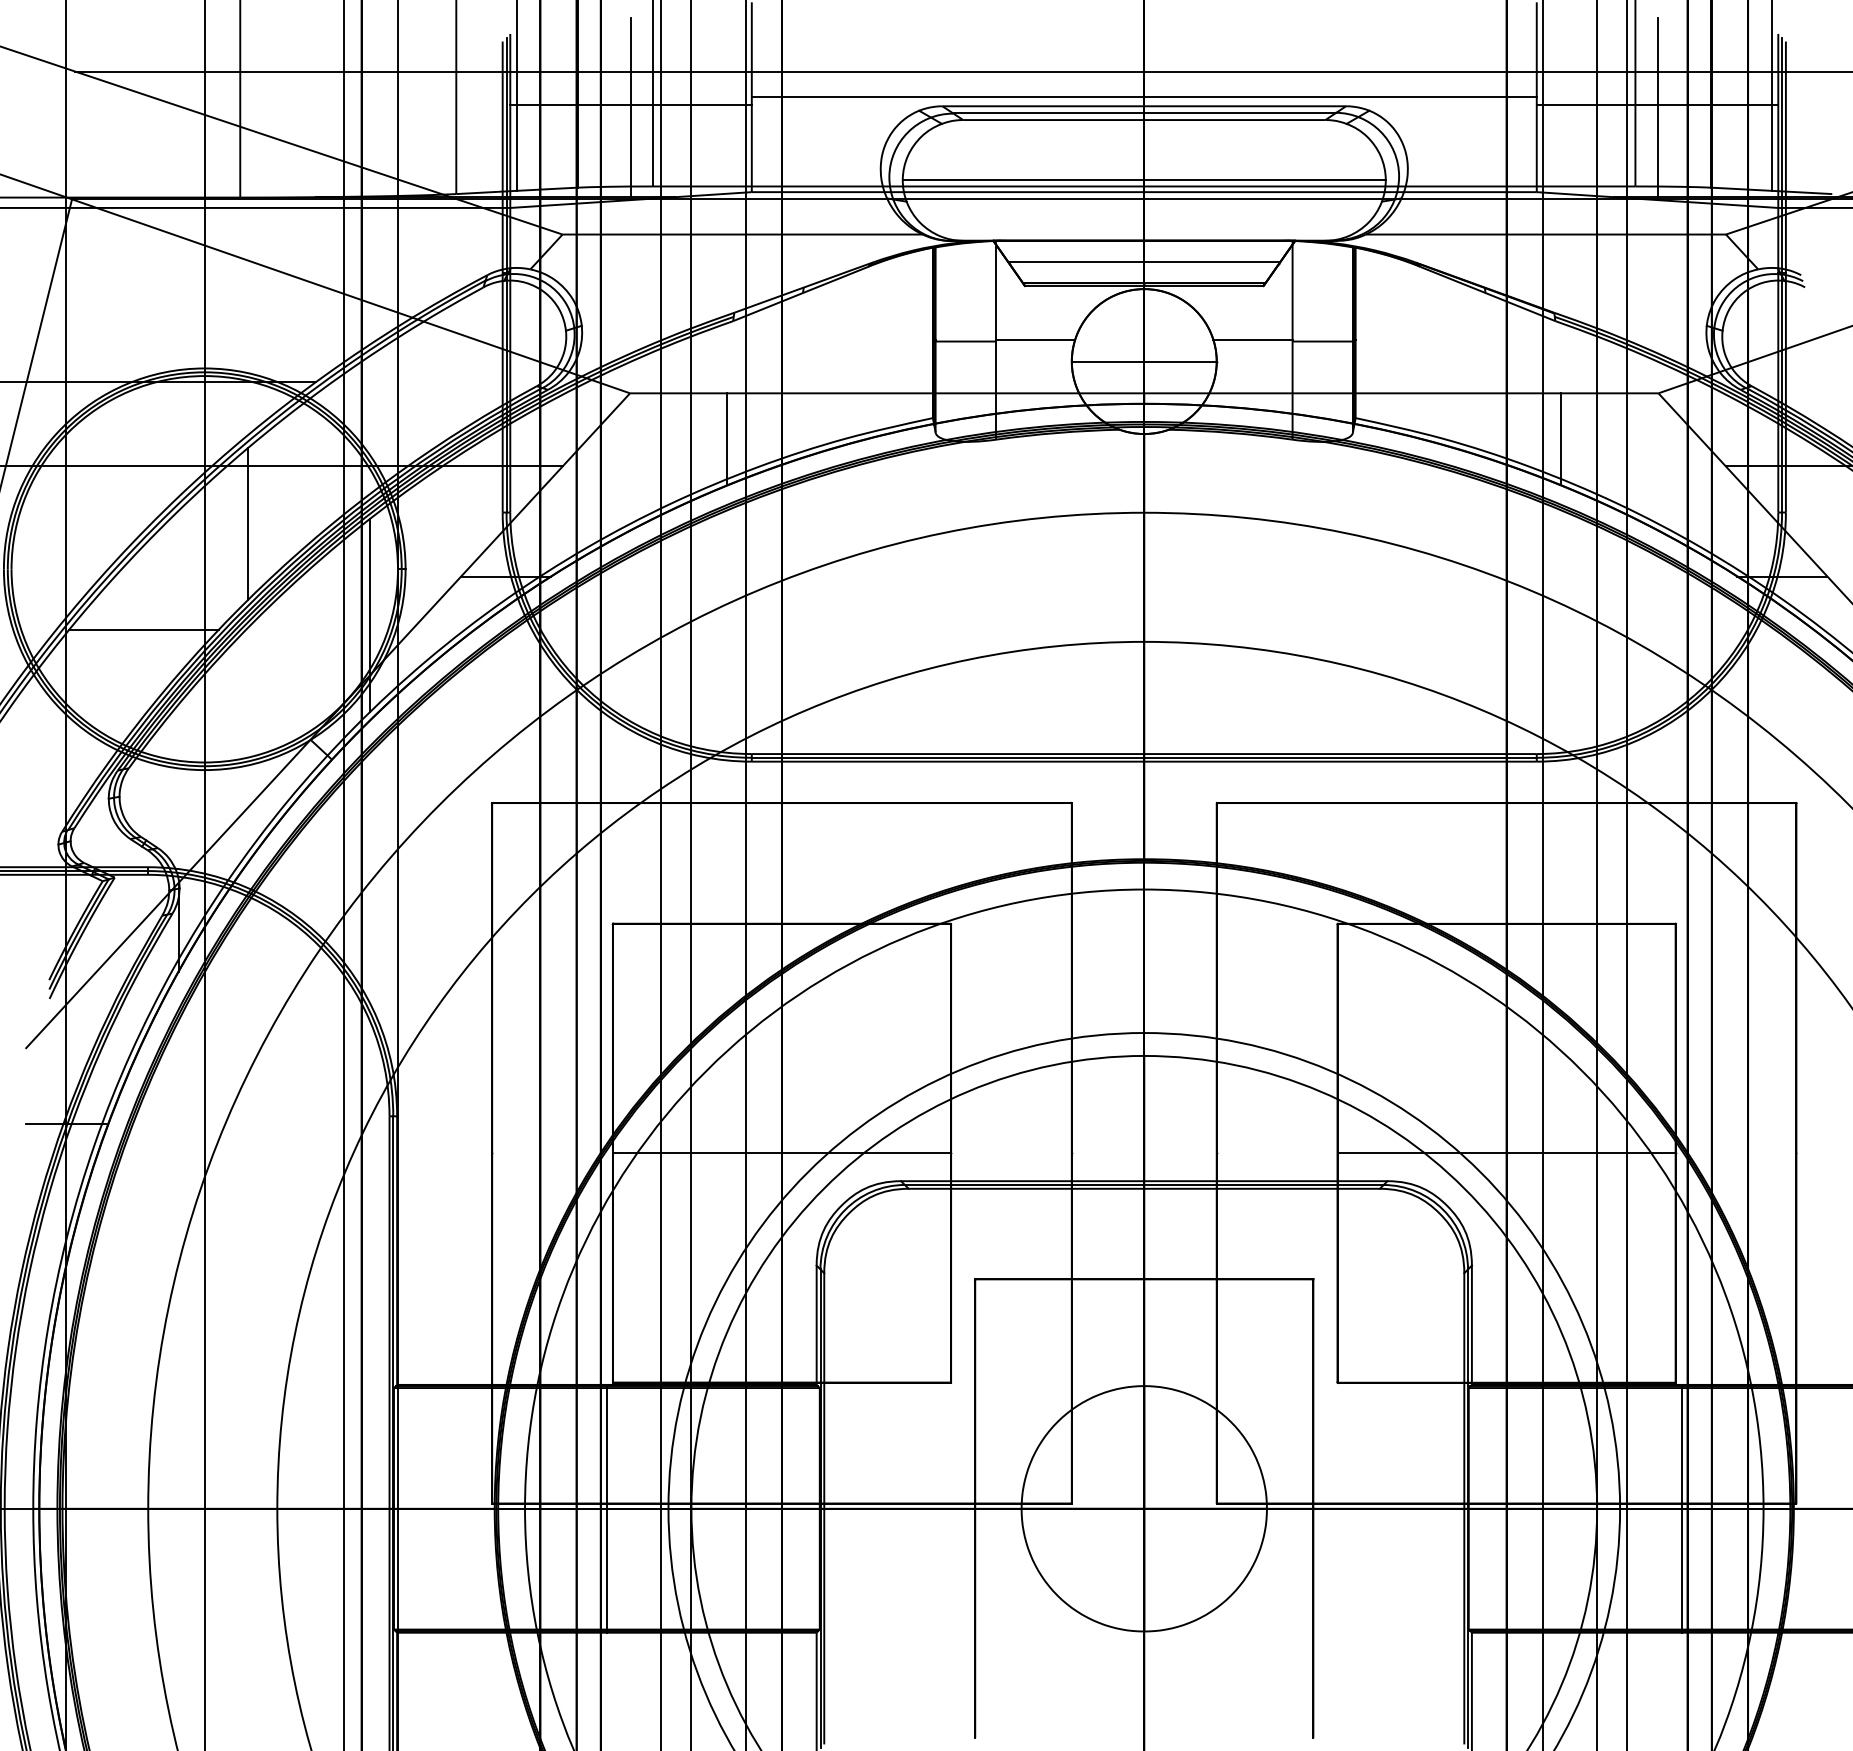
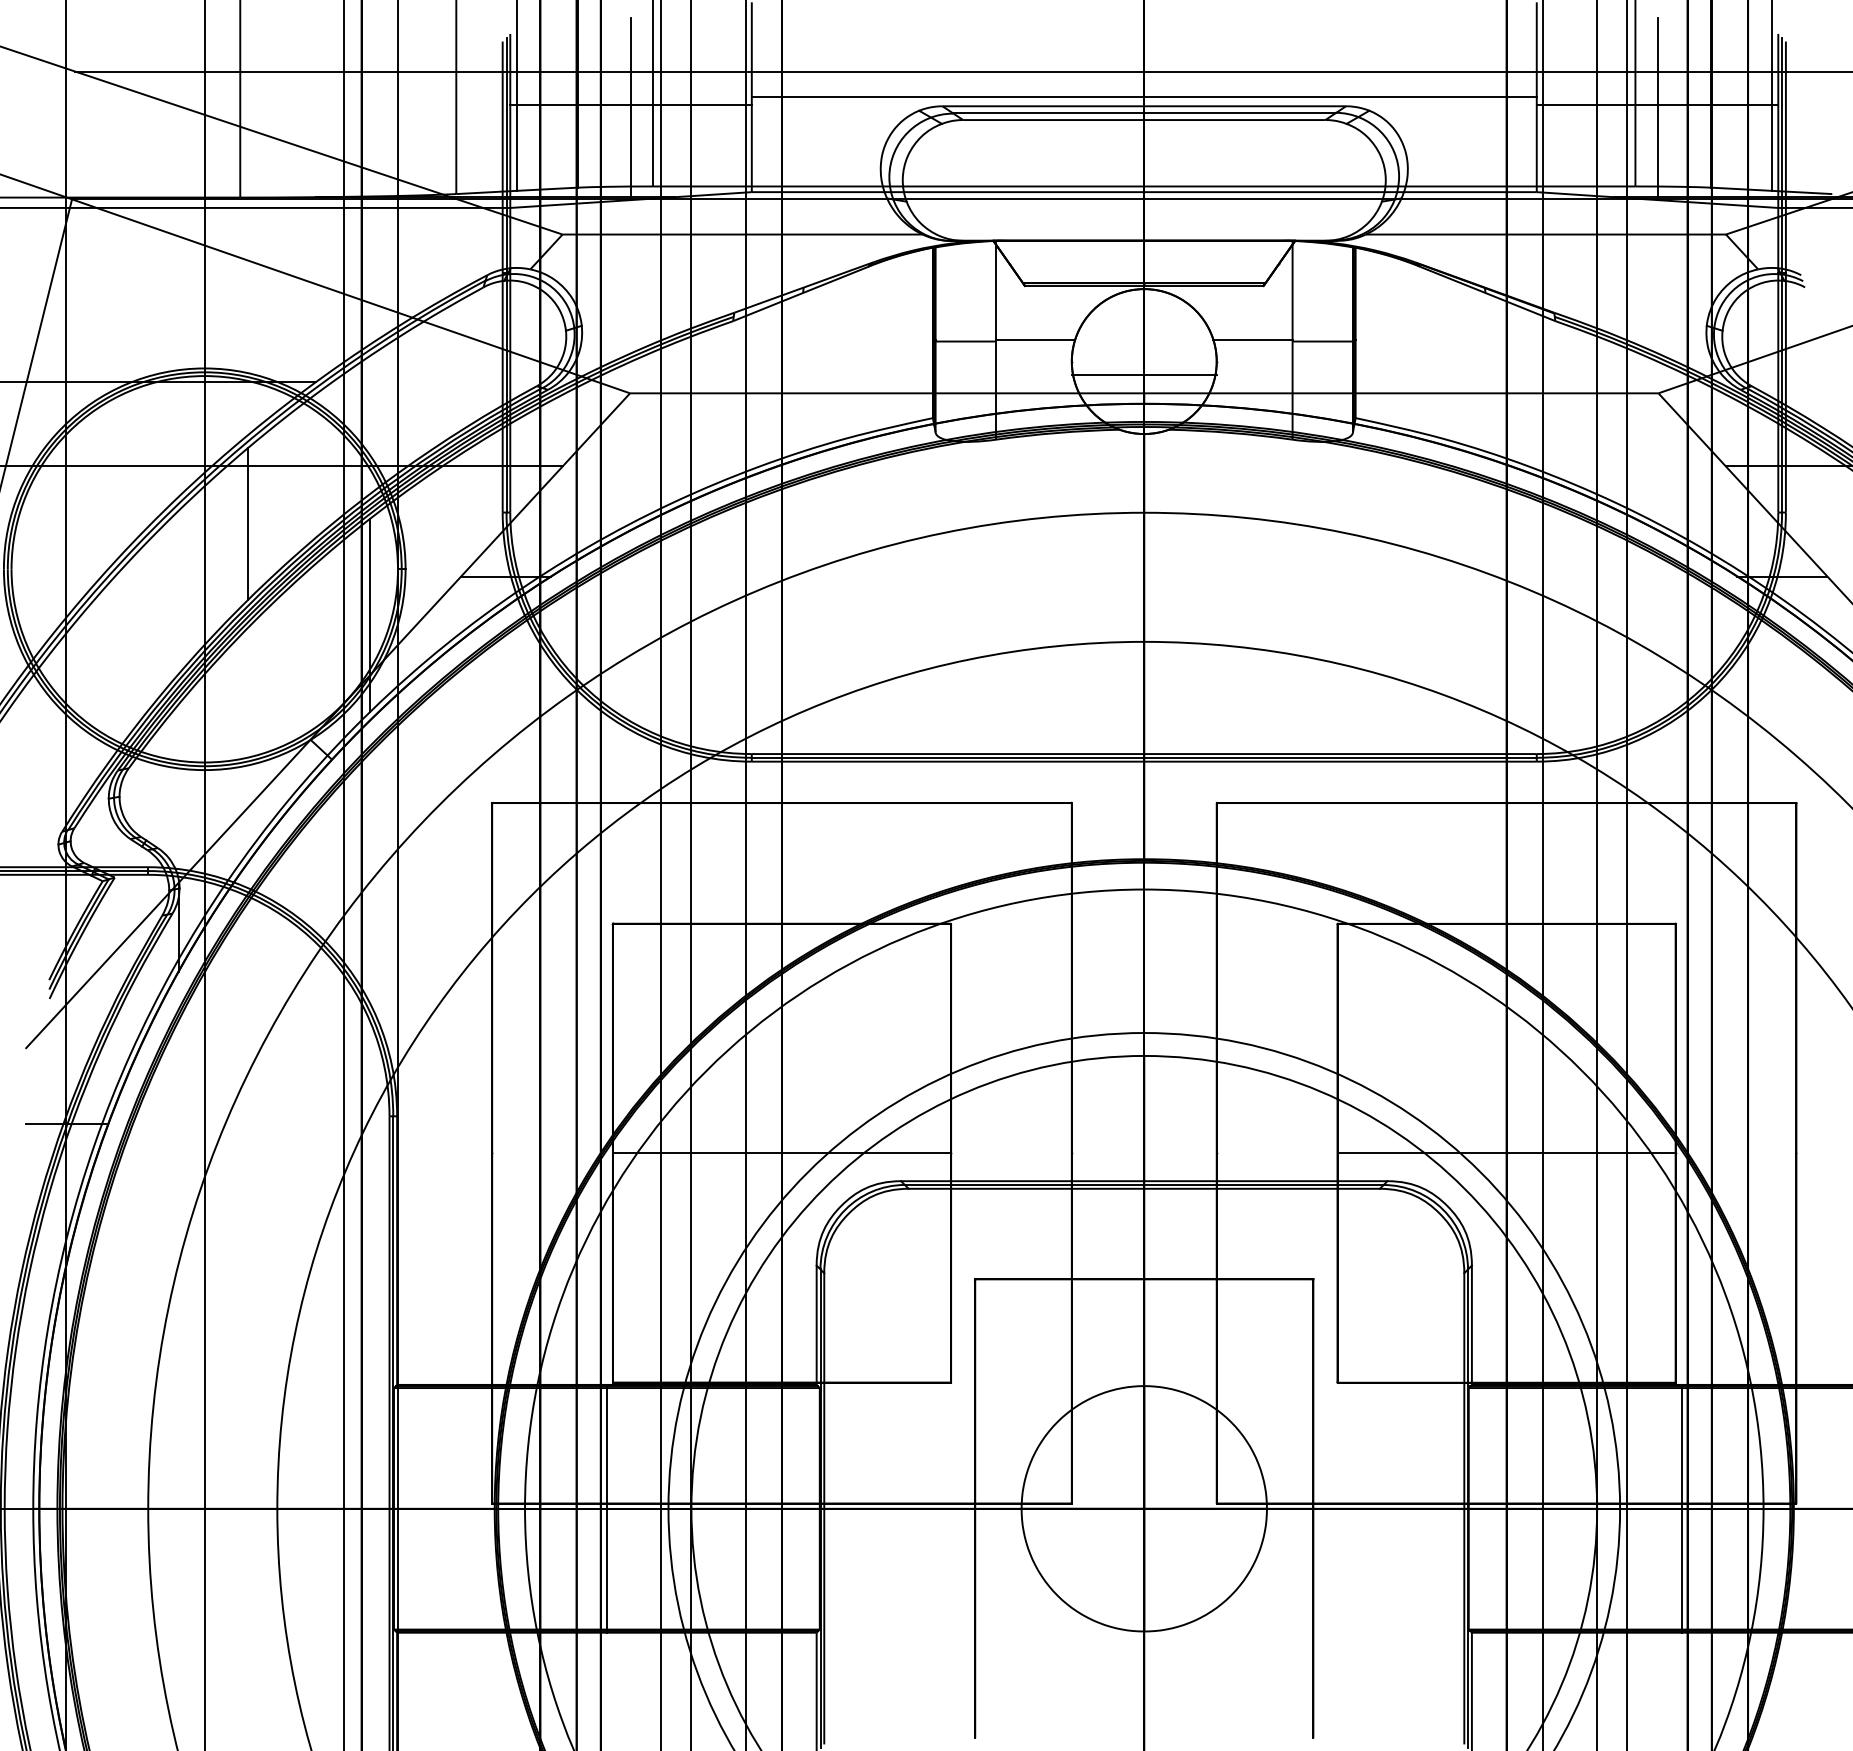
line: present -> none (1143, 180)
line: present -> none (1144, 261)
line position: (1143, 361) -> (1143, 374) (1143, 374)
line: present -> none (727, 439)
line: present -> none (1561, 439)
line: present -> none (143, 630)
